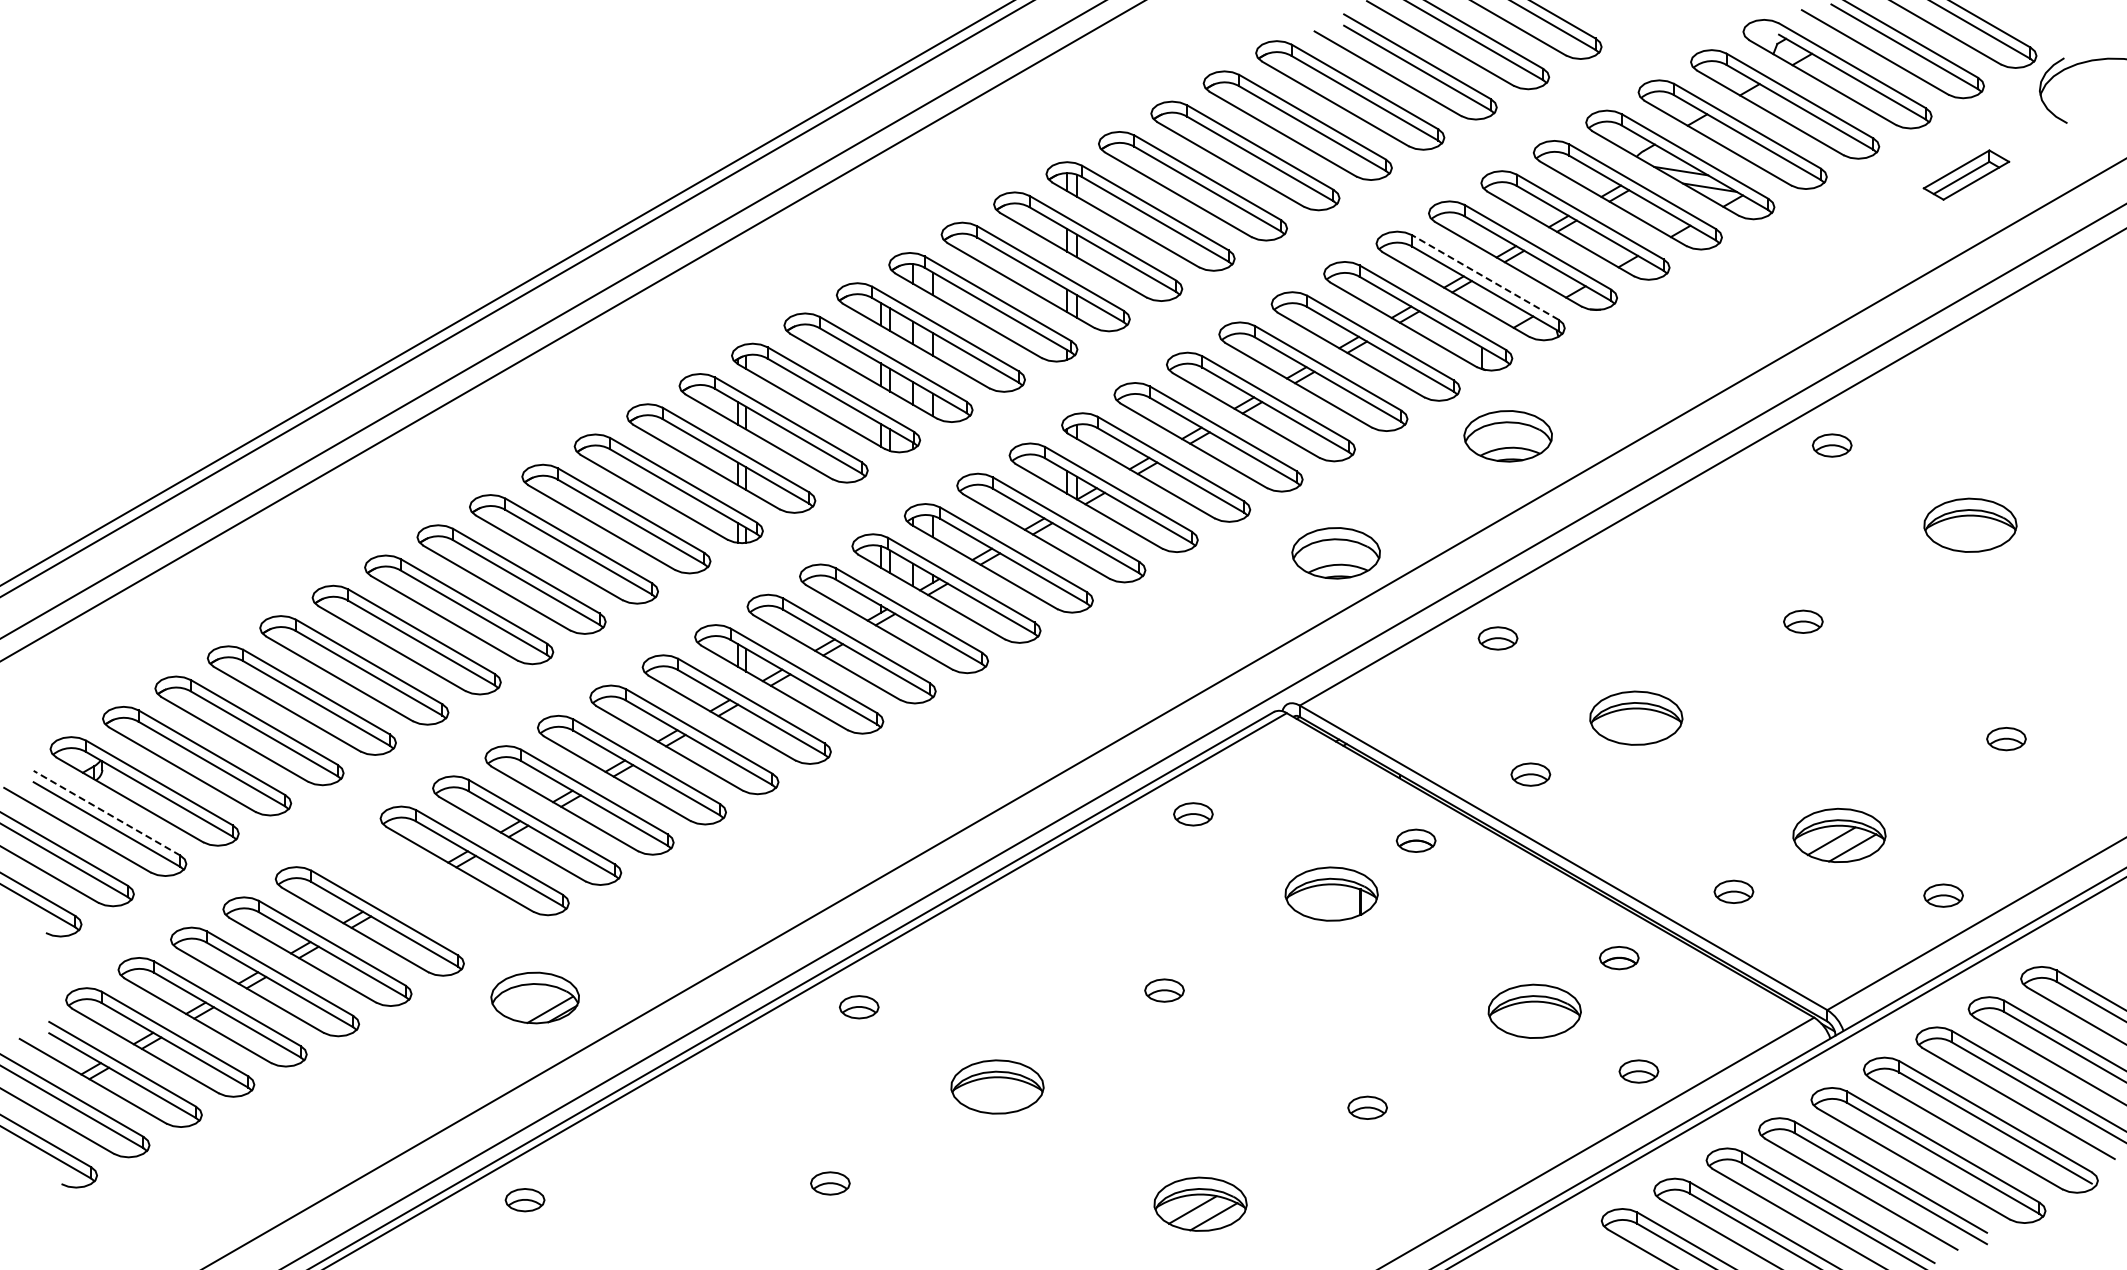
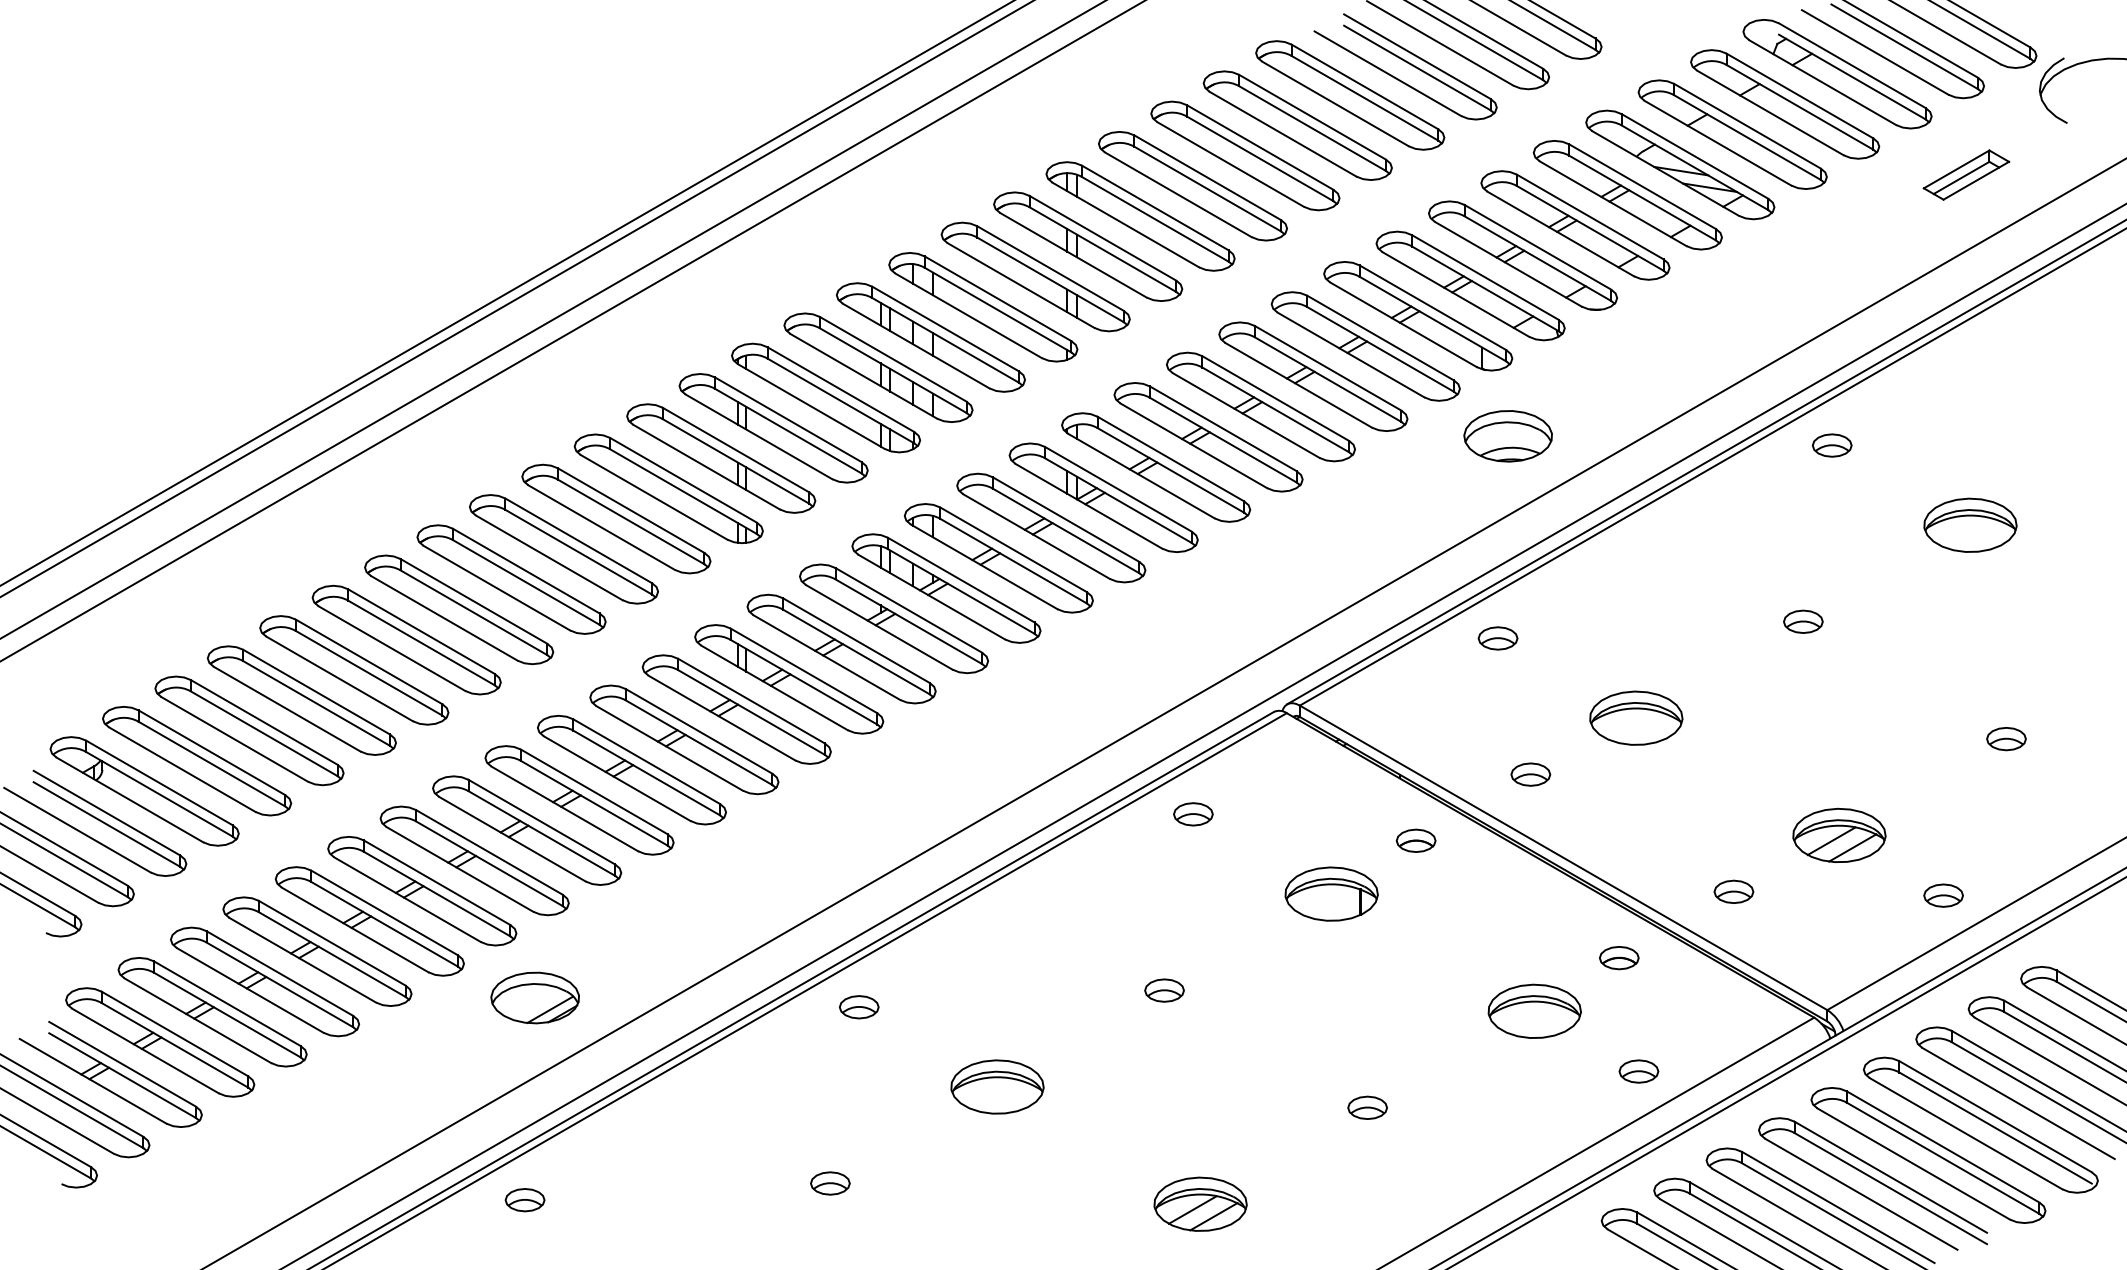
line: dashed -> solid (1485, 277)
line: none -> present (1705, 462)
part: present -> none (1335, 553)
line: dashed -> solid (106, 813)
part: none -> present (422, 891)
